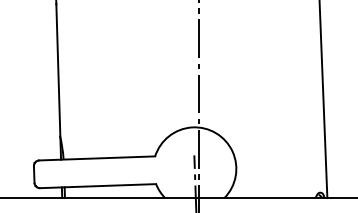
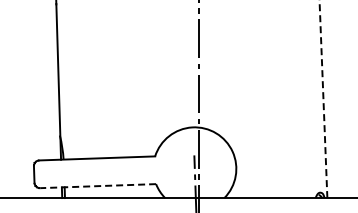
line: solid -> dashed (323, 99)
line: solid -> dashed (98, 186)
